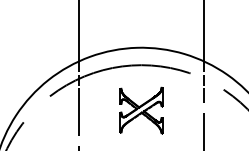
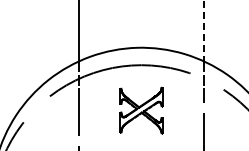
line: solid -> dashed (203, 31)
